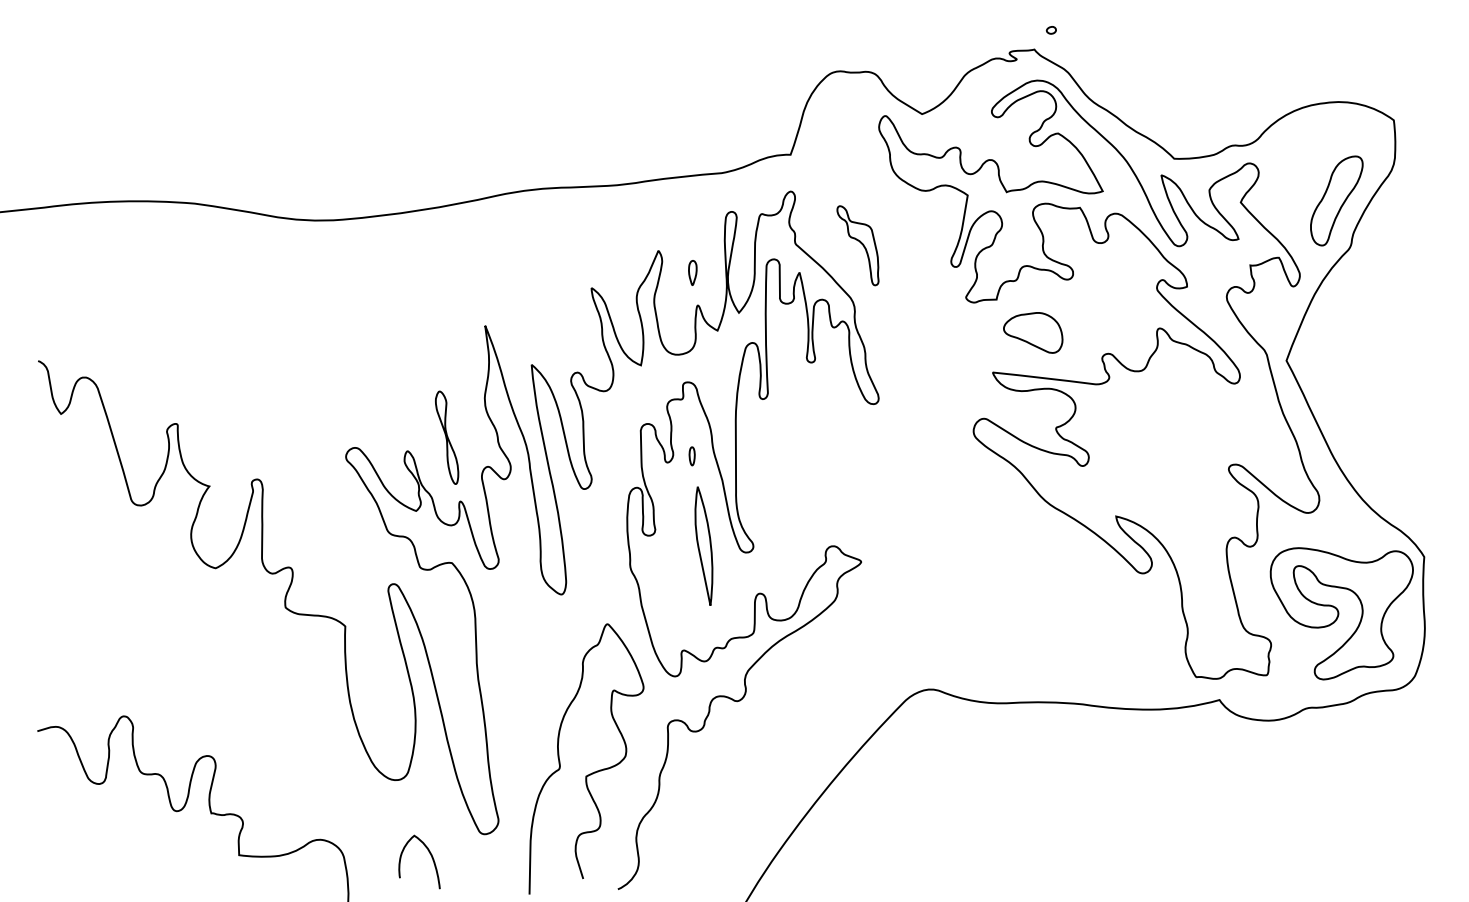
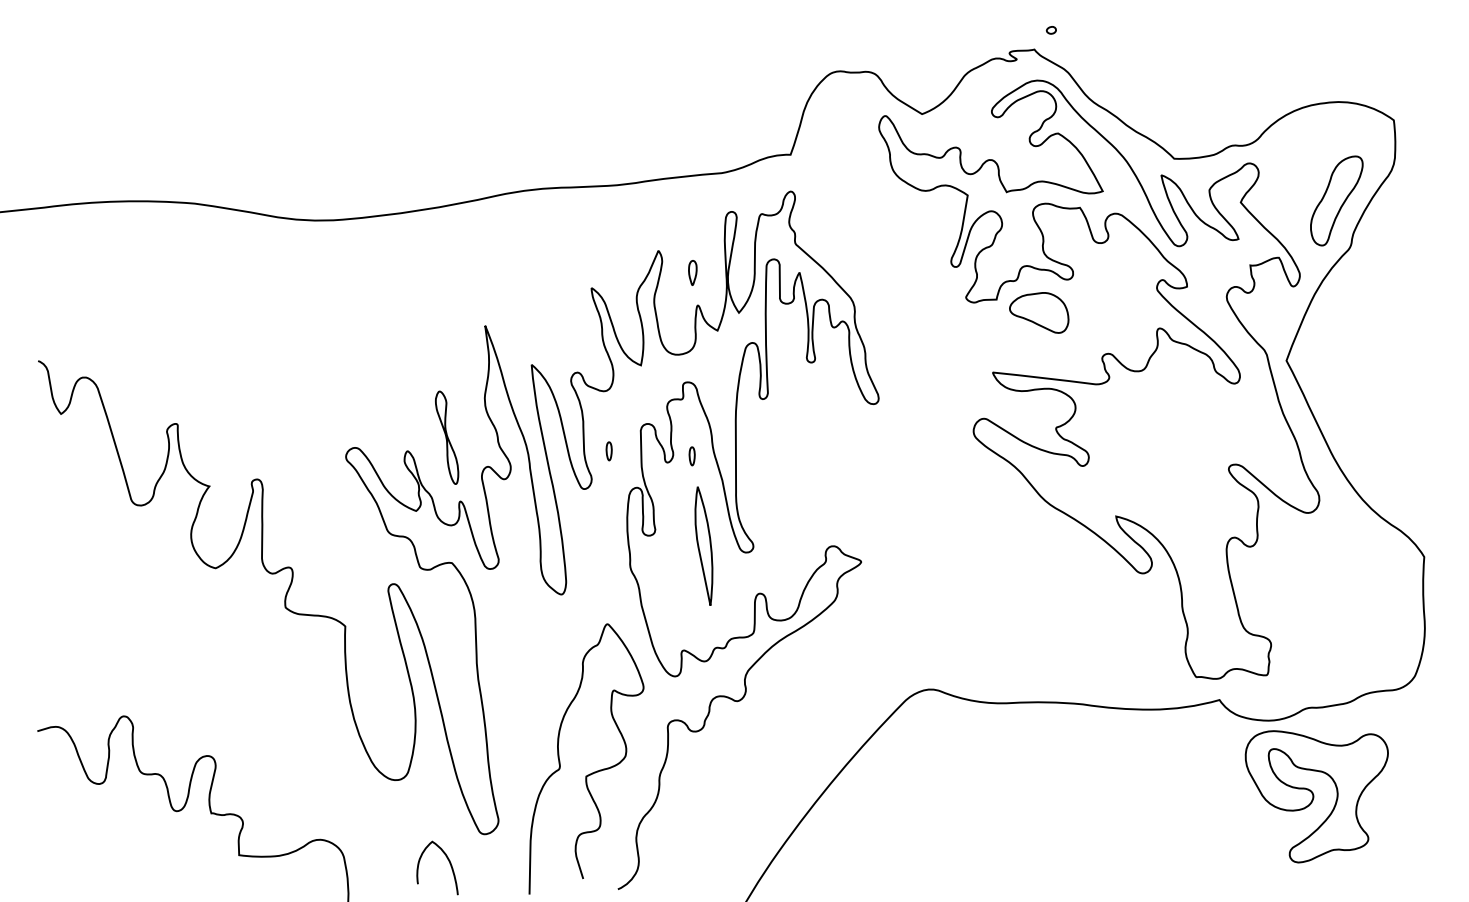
part: present -> none (857, 245)
part position: (1033, 332) -> (1039, 312) (1039, 312)
part: none -> present (608, 451)
part position: (1341, 613) -> (1316, 796) (1316, 796)
curve position: (430, 855) -> (448, 861) (448, 861)
